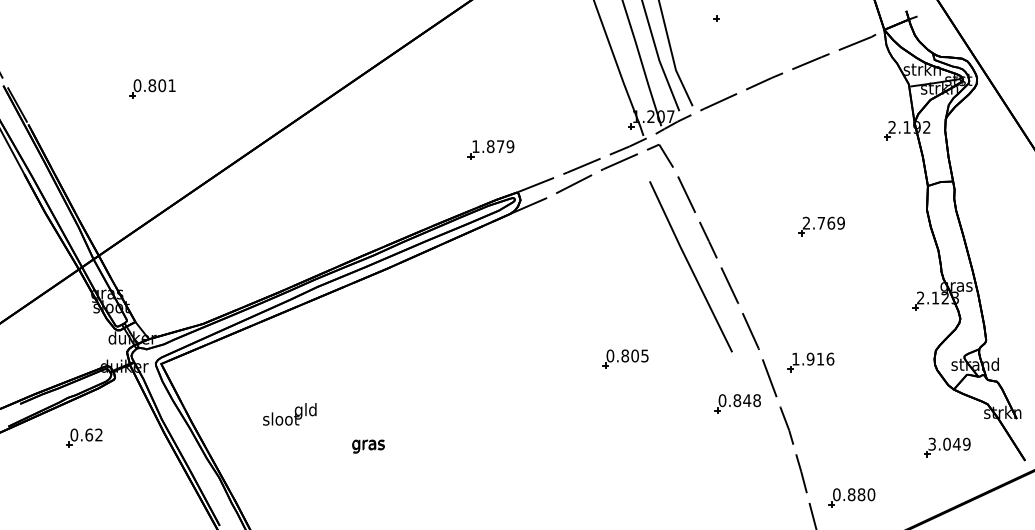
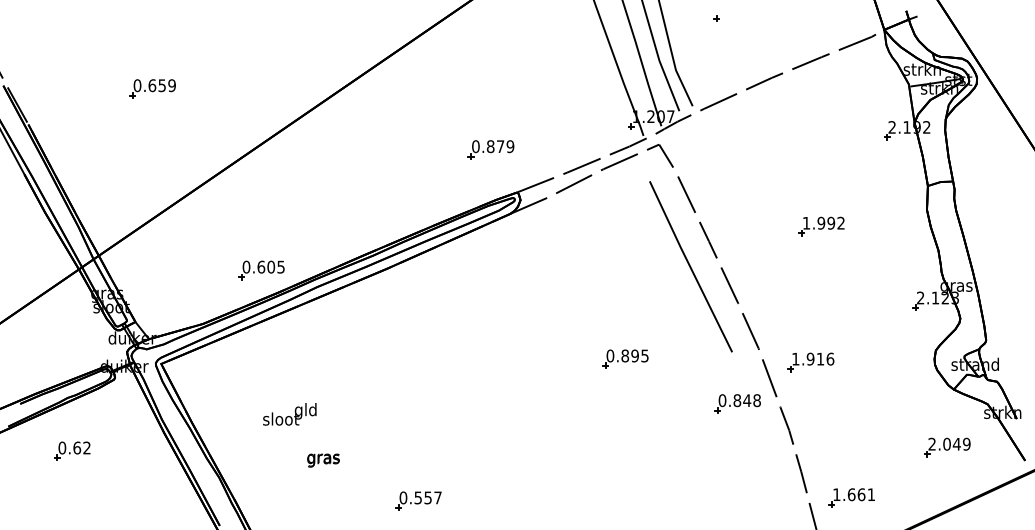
text: 0.801 -> 0.659 (161, 85)
text: 1.879 -> 0.879 (475, 146)
text: 2.769 -> 1.992 (823, 222)
part: none -> present (261, 270)
text: 0.805 -> 0.895 (634, 355)
part position: (84, 437) -> (72, 450) (72, 450)
text: 3.049 -> 2.049 (931, 444)
text position: (368, 446) -> (323, 460) (323, 460)
text: 0.880 -> 1.661 (854, 494)
part: none -> present (418, 500)
